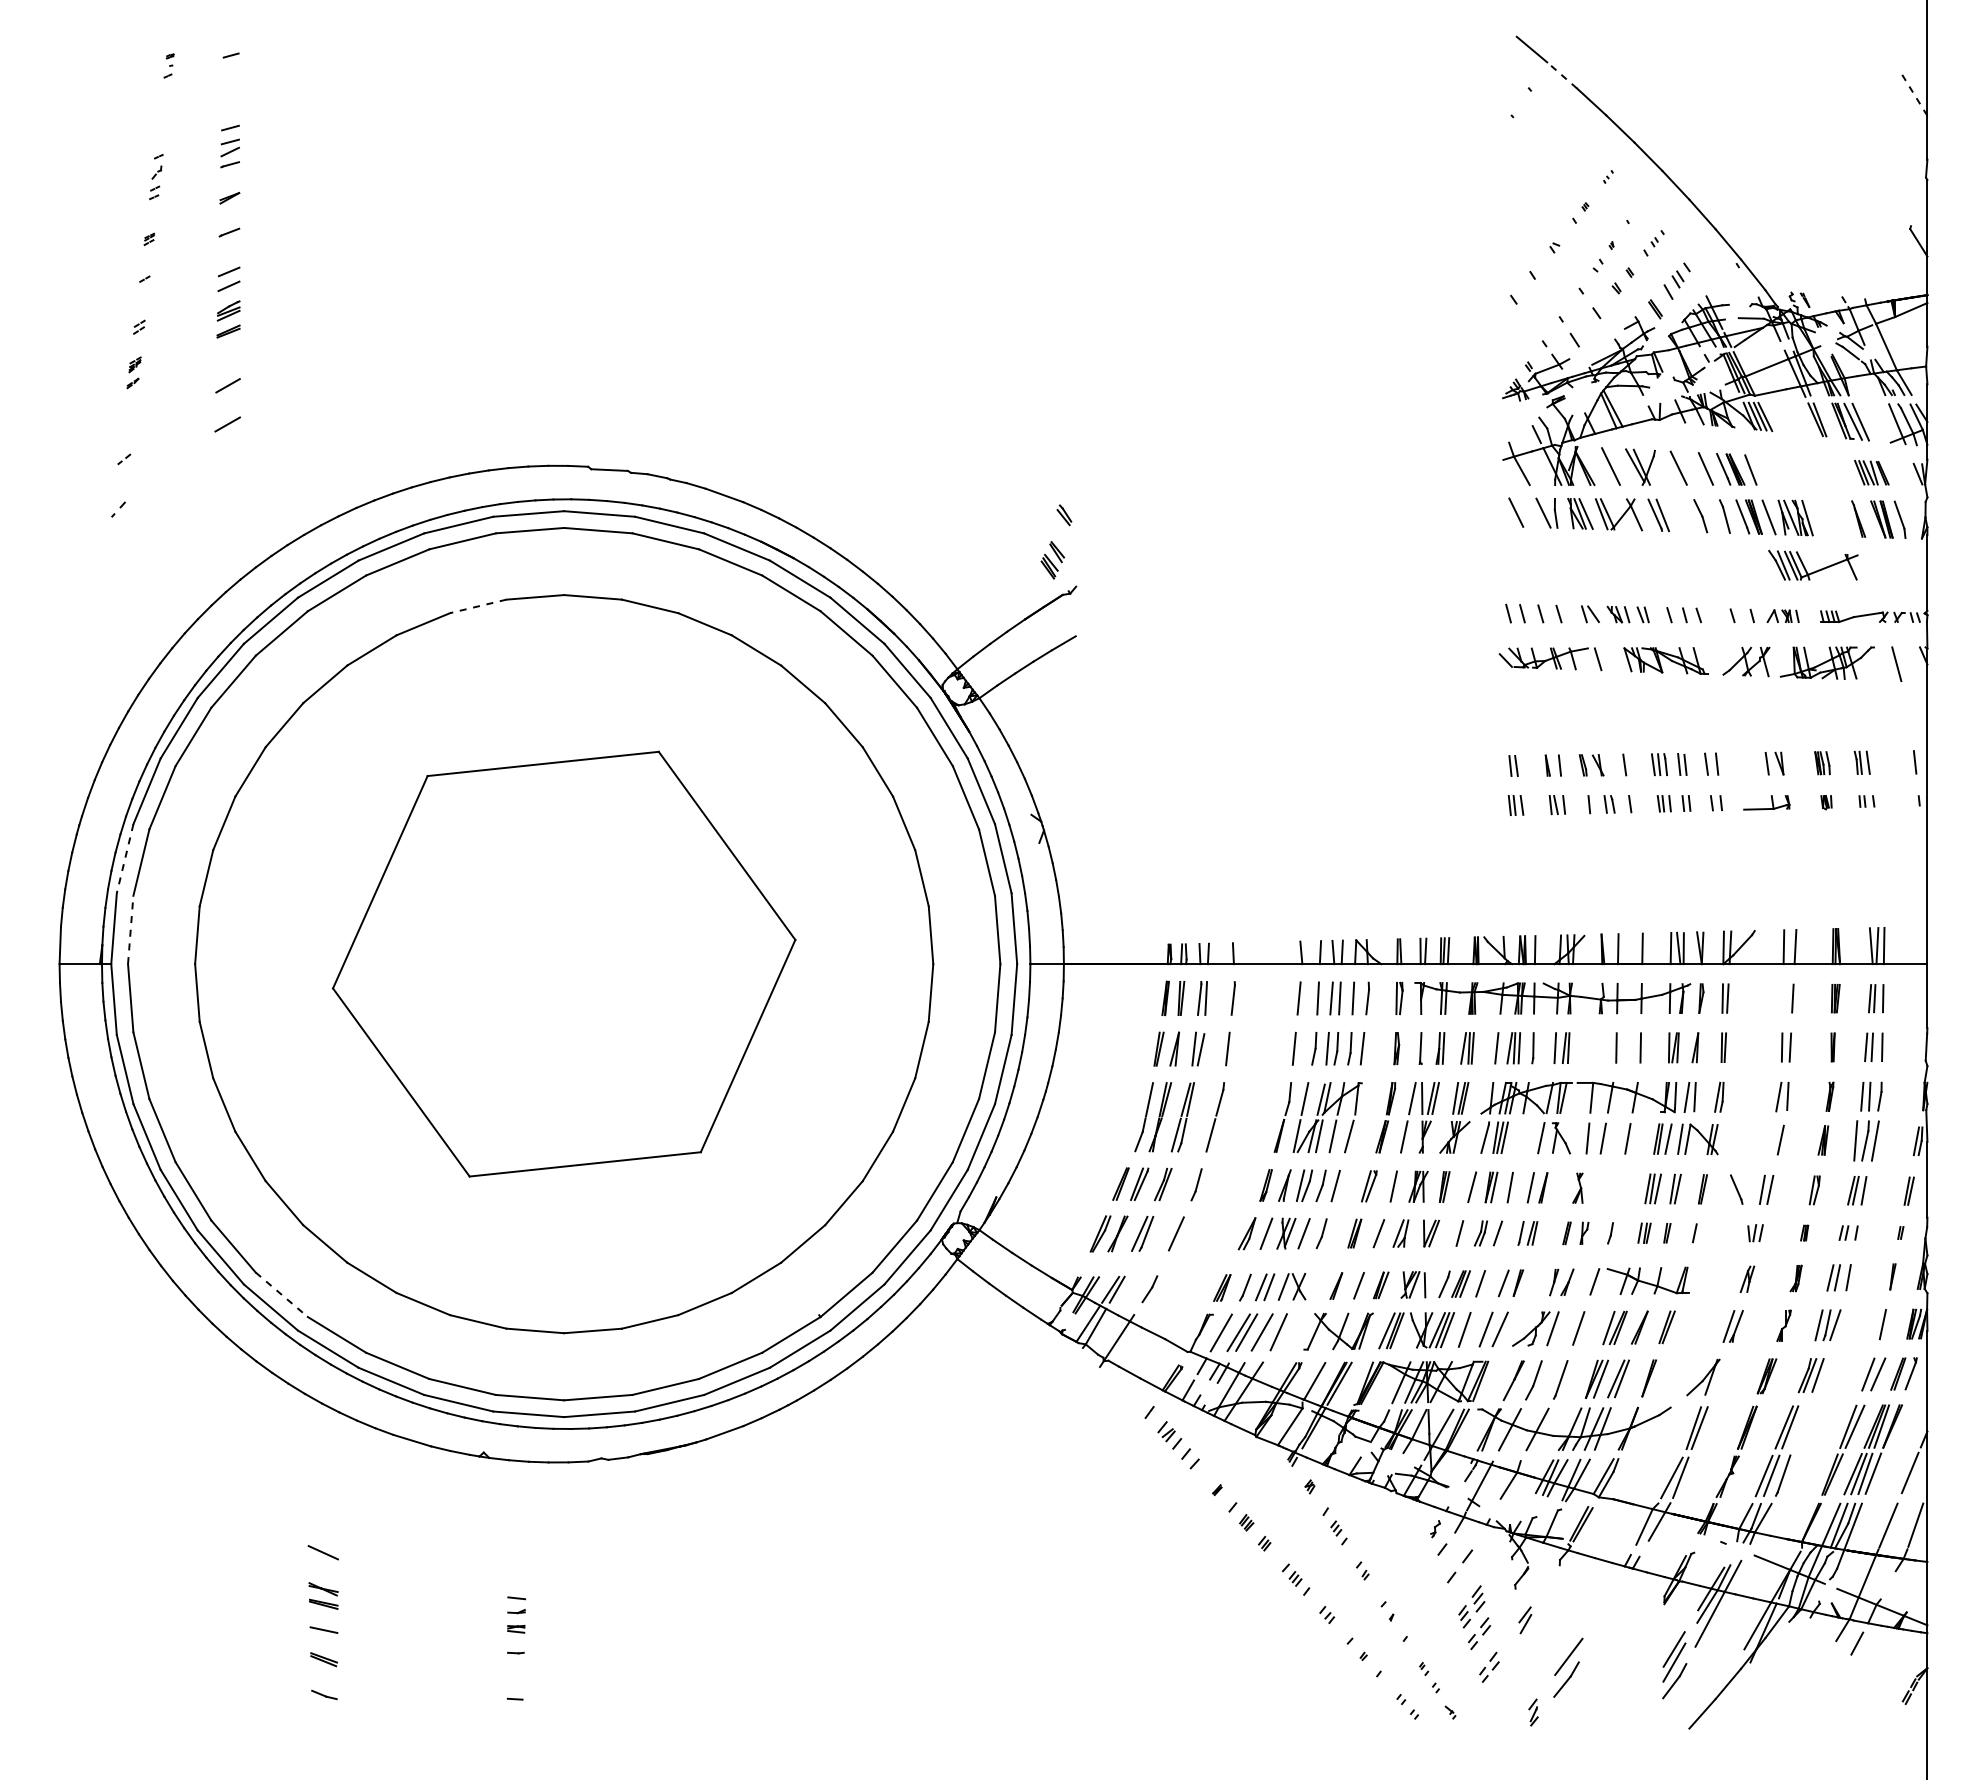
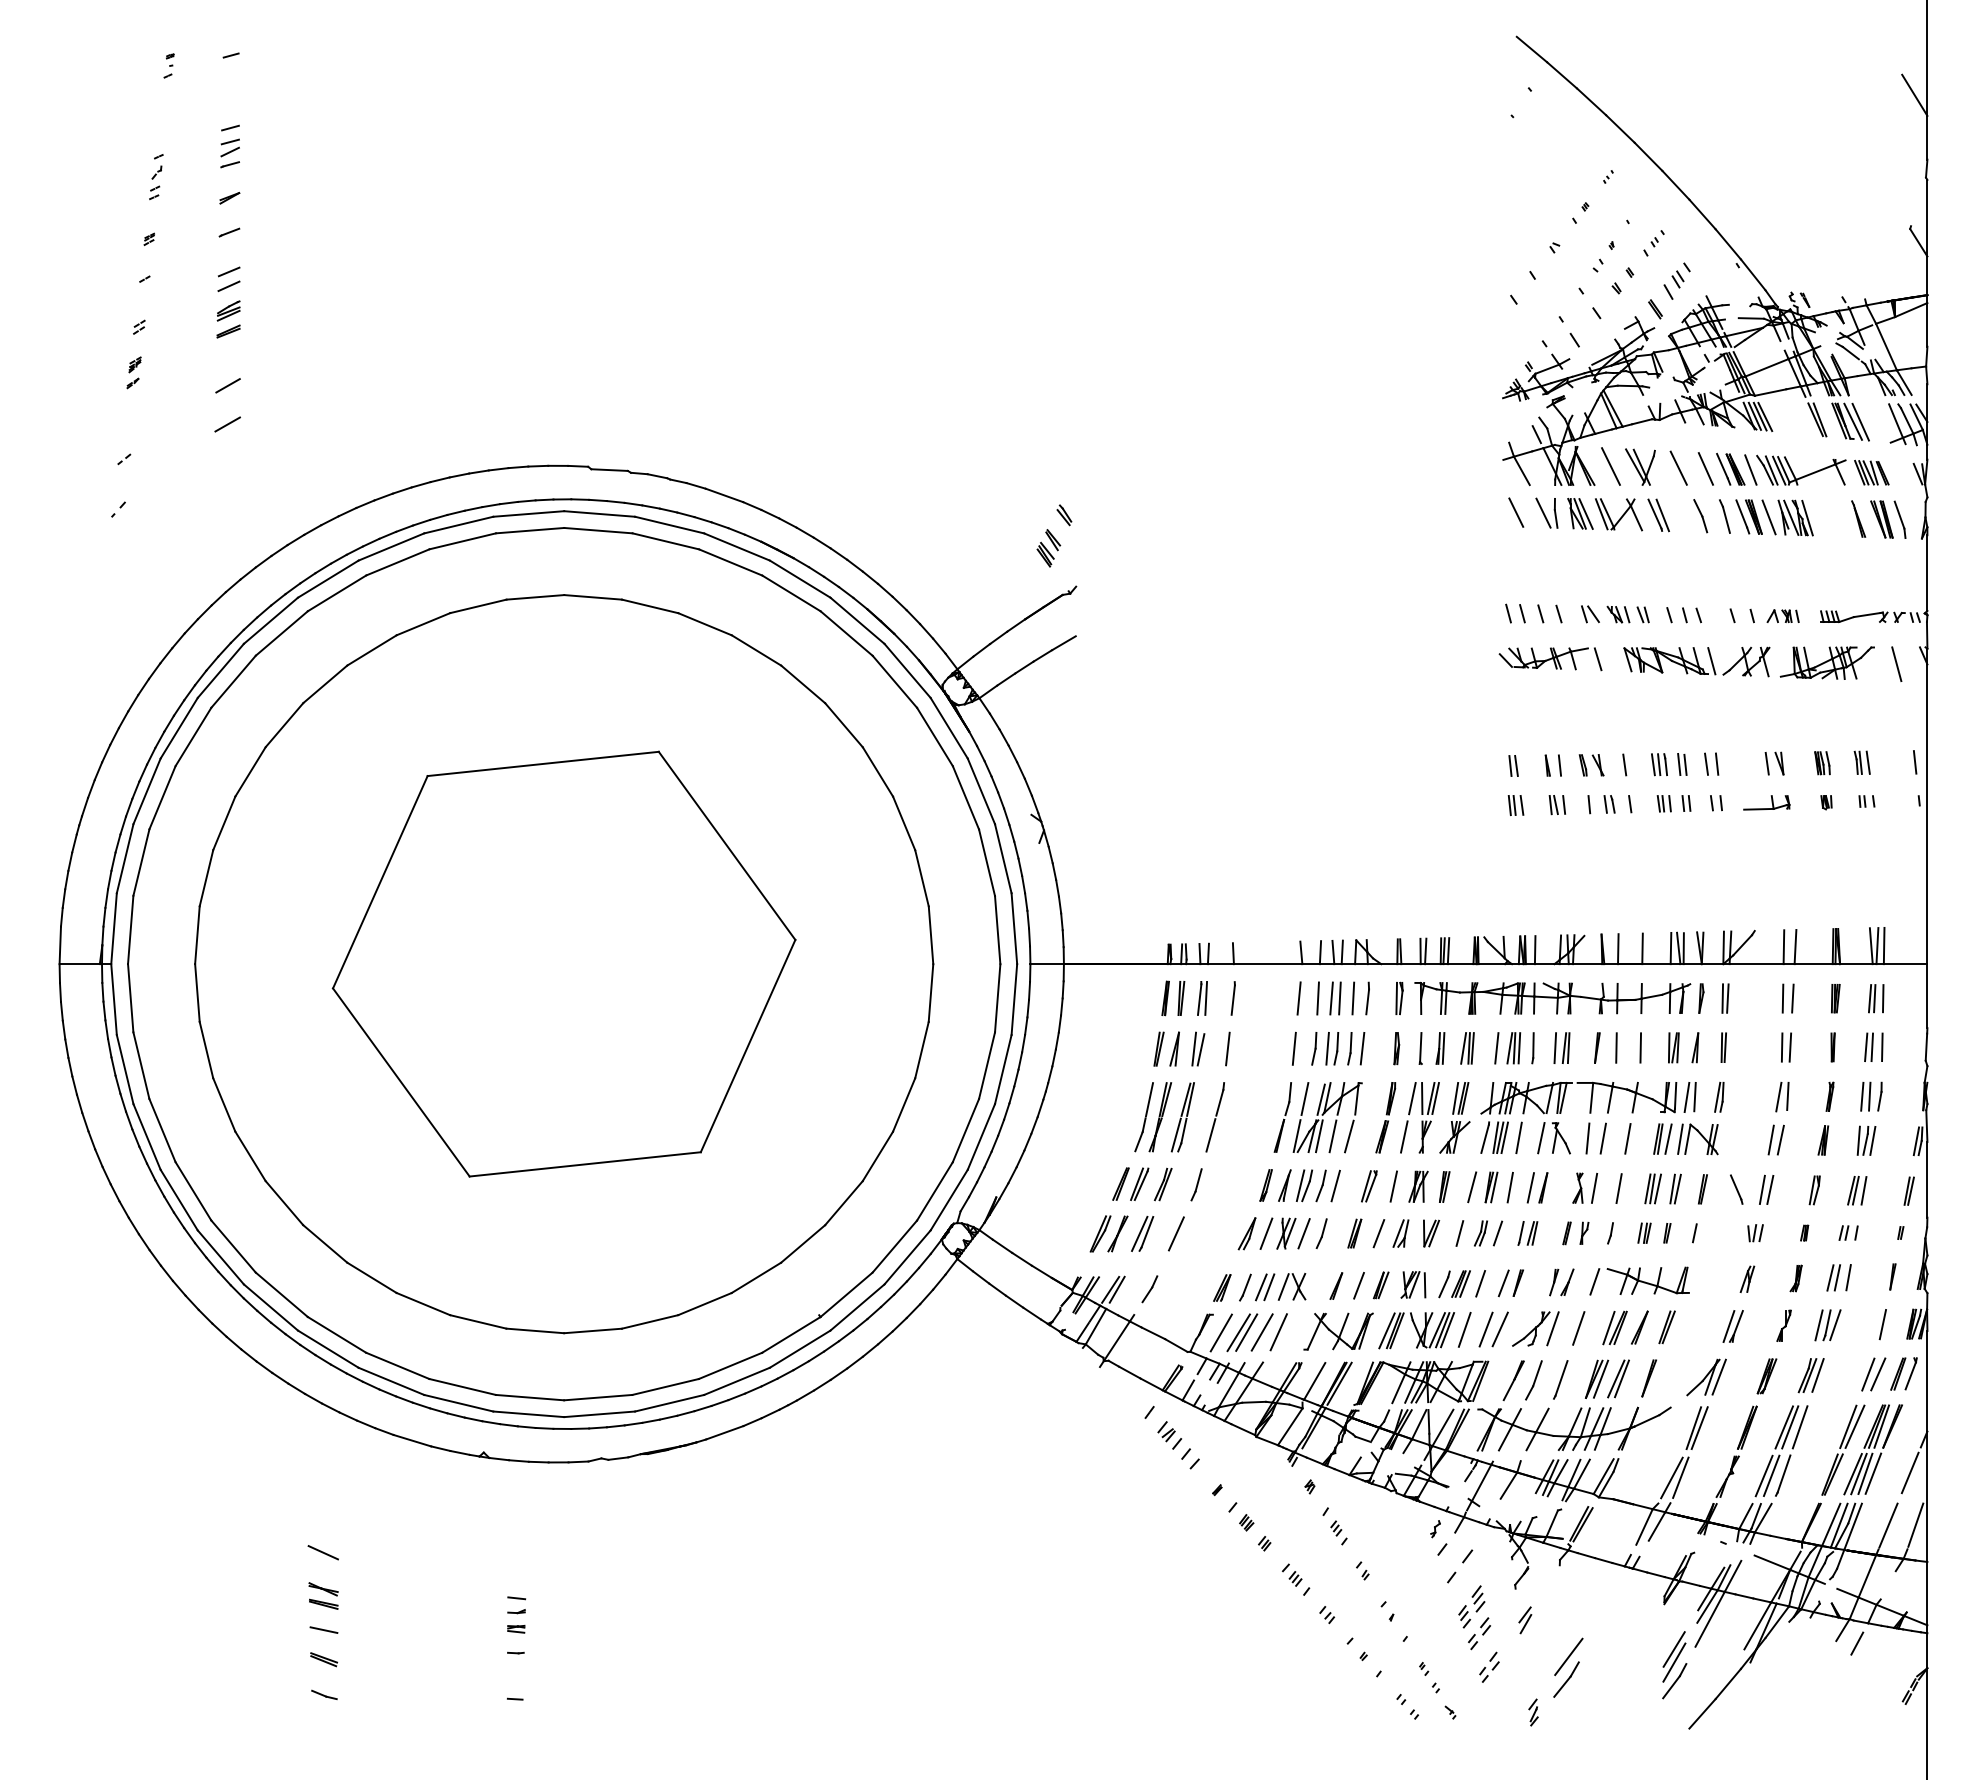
line: dashed -> solid (1562, 75)
line: dashed -> solid (1914, 94)
part position: (1052, 560) -> (1048, 548) (1048, 548)
part position: (1816, 570) -> (1804, 475) (1804, 475)
line: dashed -> solid (478, 606)
line: none -> present (1711, 661)
line: dashed -> solid (125, 858)
line: dashed -> solid (130, 929)
line: none -> present (1782, 998)
line: none -> present (1597, 1047)
line: none -> present (1518, 1137)
line: none -> present (1770, 1139)
part size: 27x42 px -> 21x31 px (1866, 1140)
line: none -> present (1594, 1187)
line: none -> present (1618, 1188)
line: dashed -> solid (282, 1295)
line: none -> present (1718, 1376)
line: none -> present (1799, 1427)
